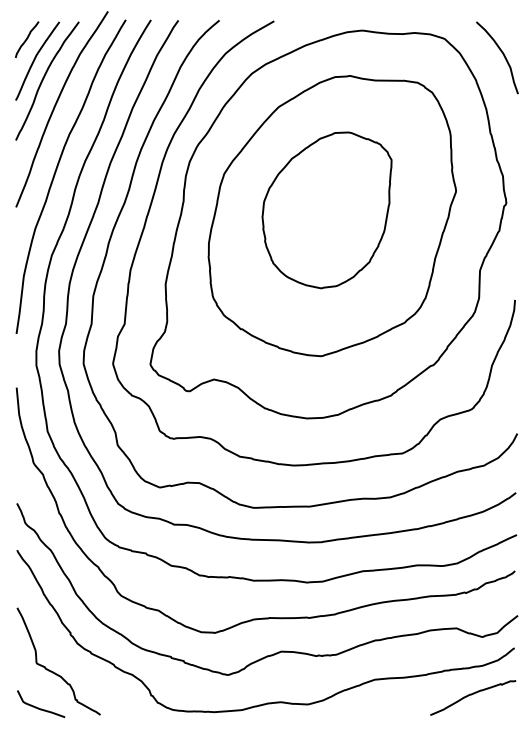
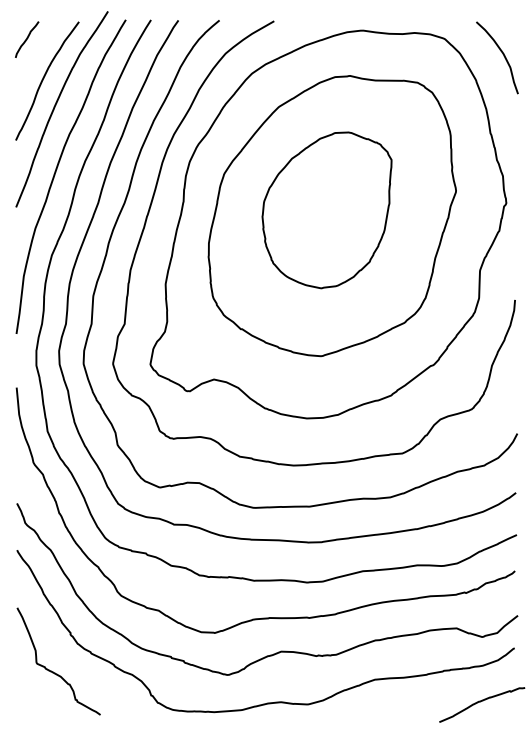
curve: present -> none (35, 59)
curve position: (471, 695) -> (480, 702) (480, 702)
curve: present -> none (38, 707)
